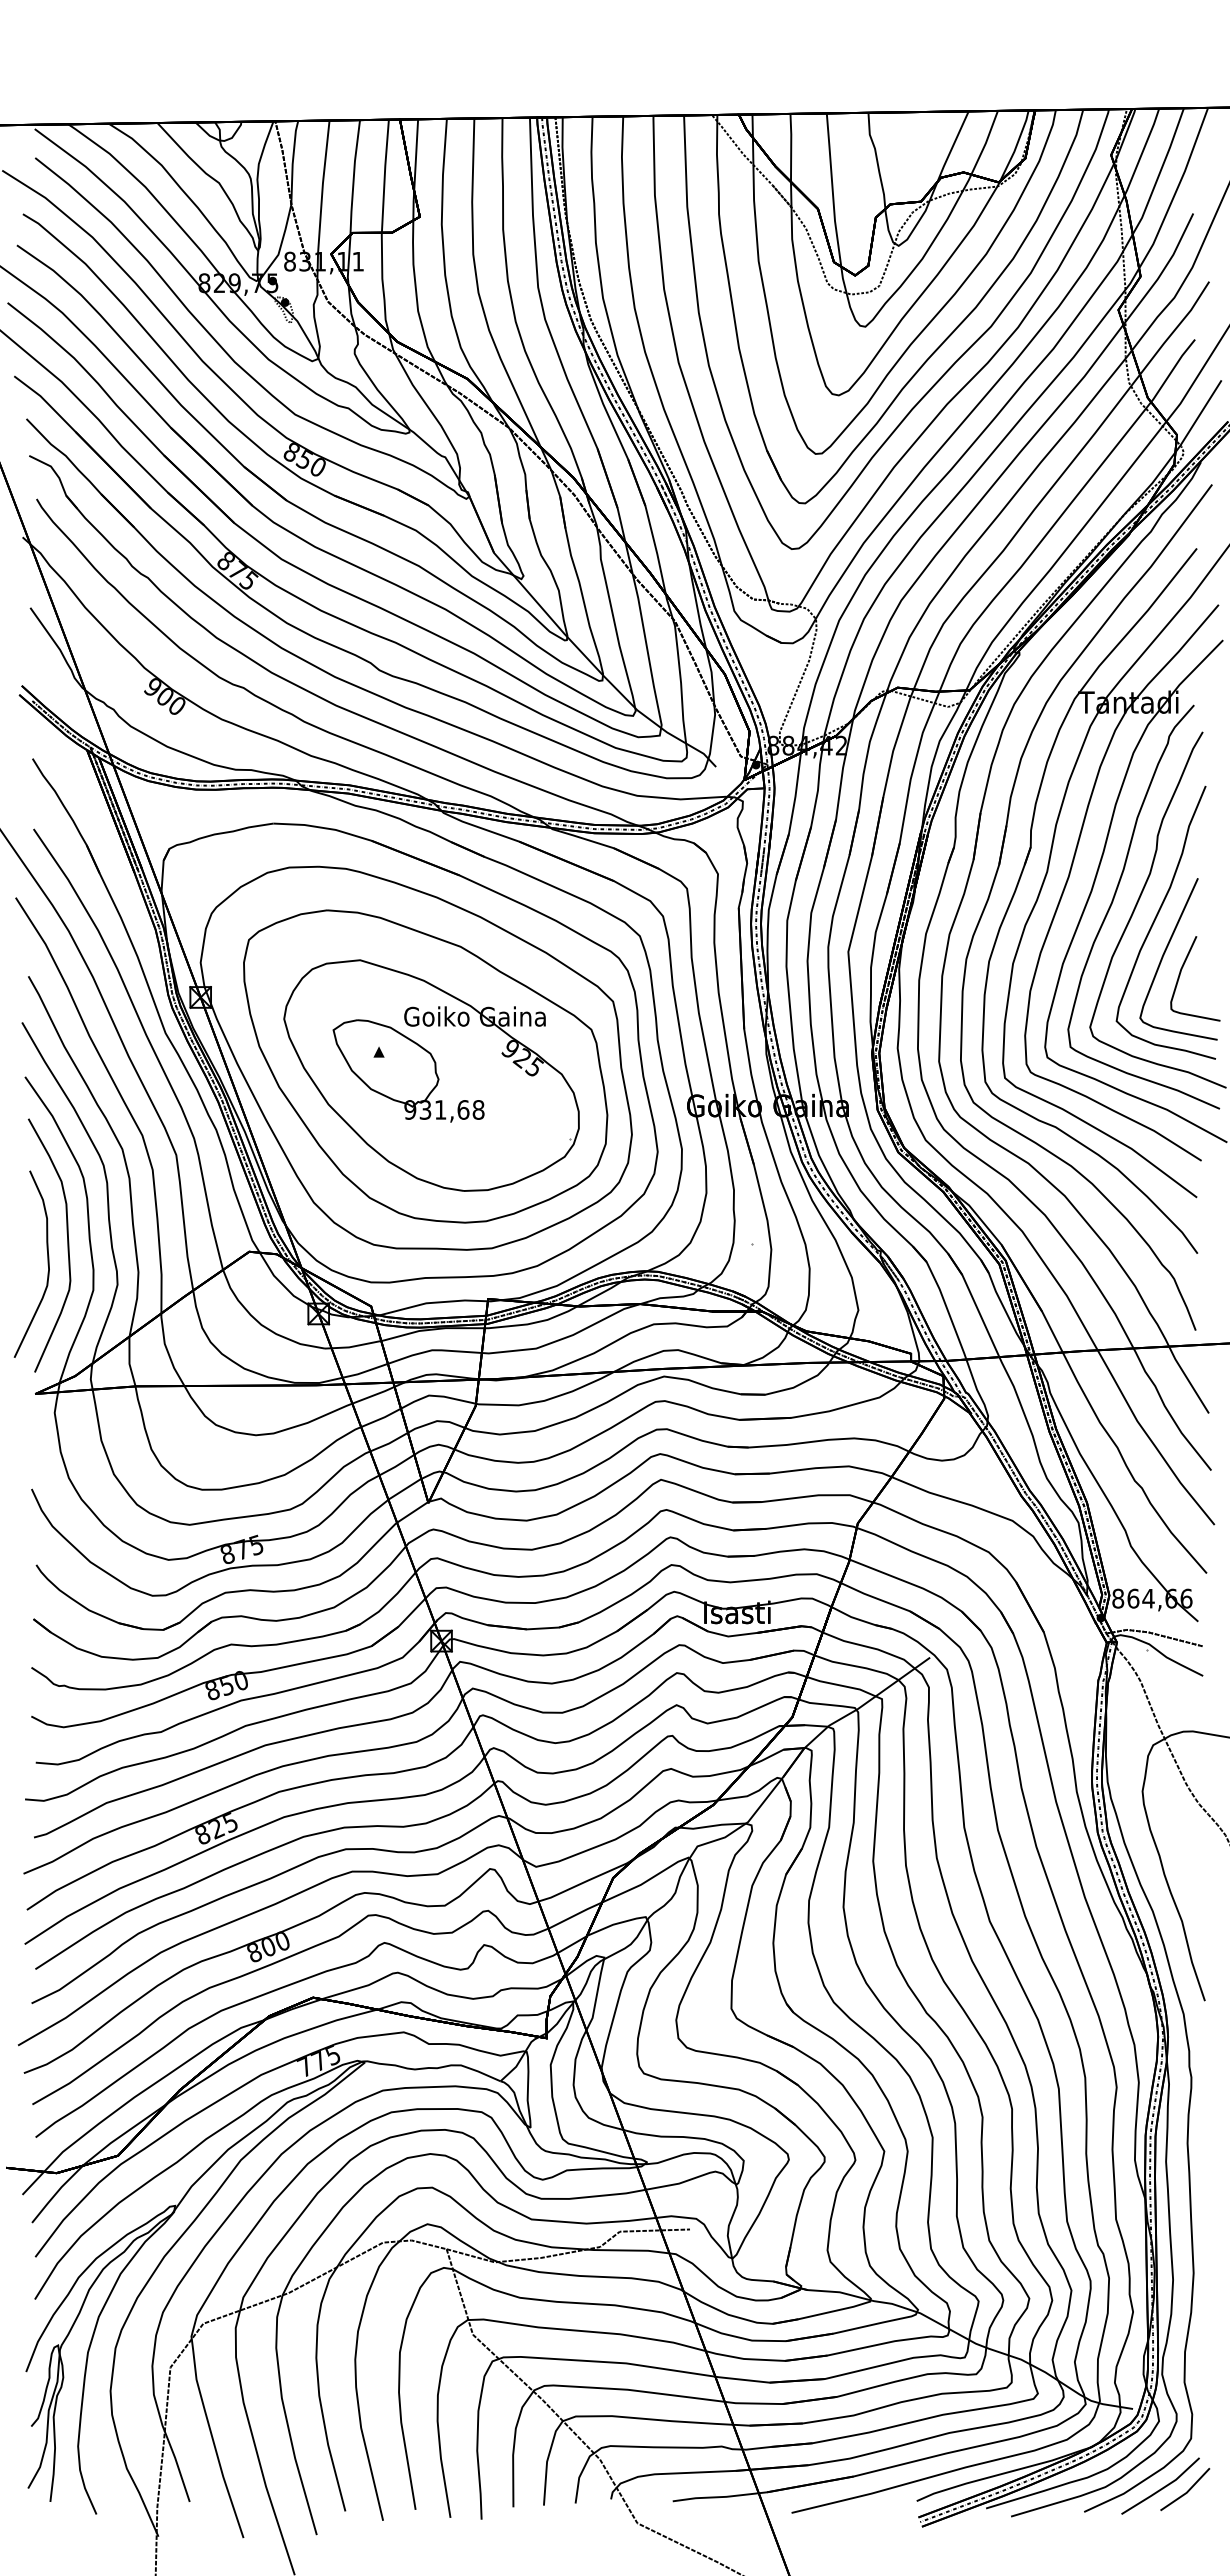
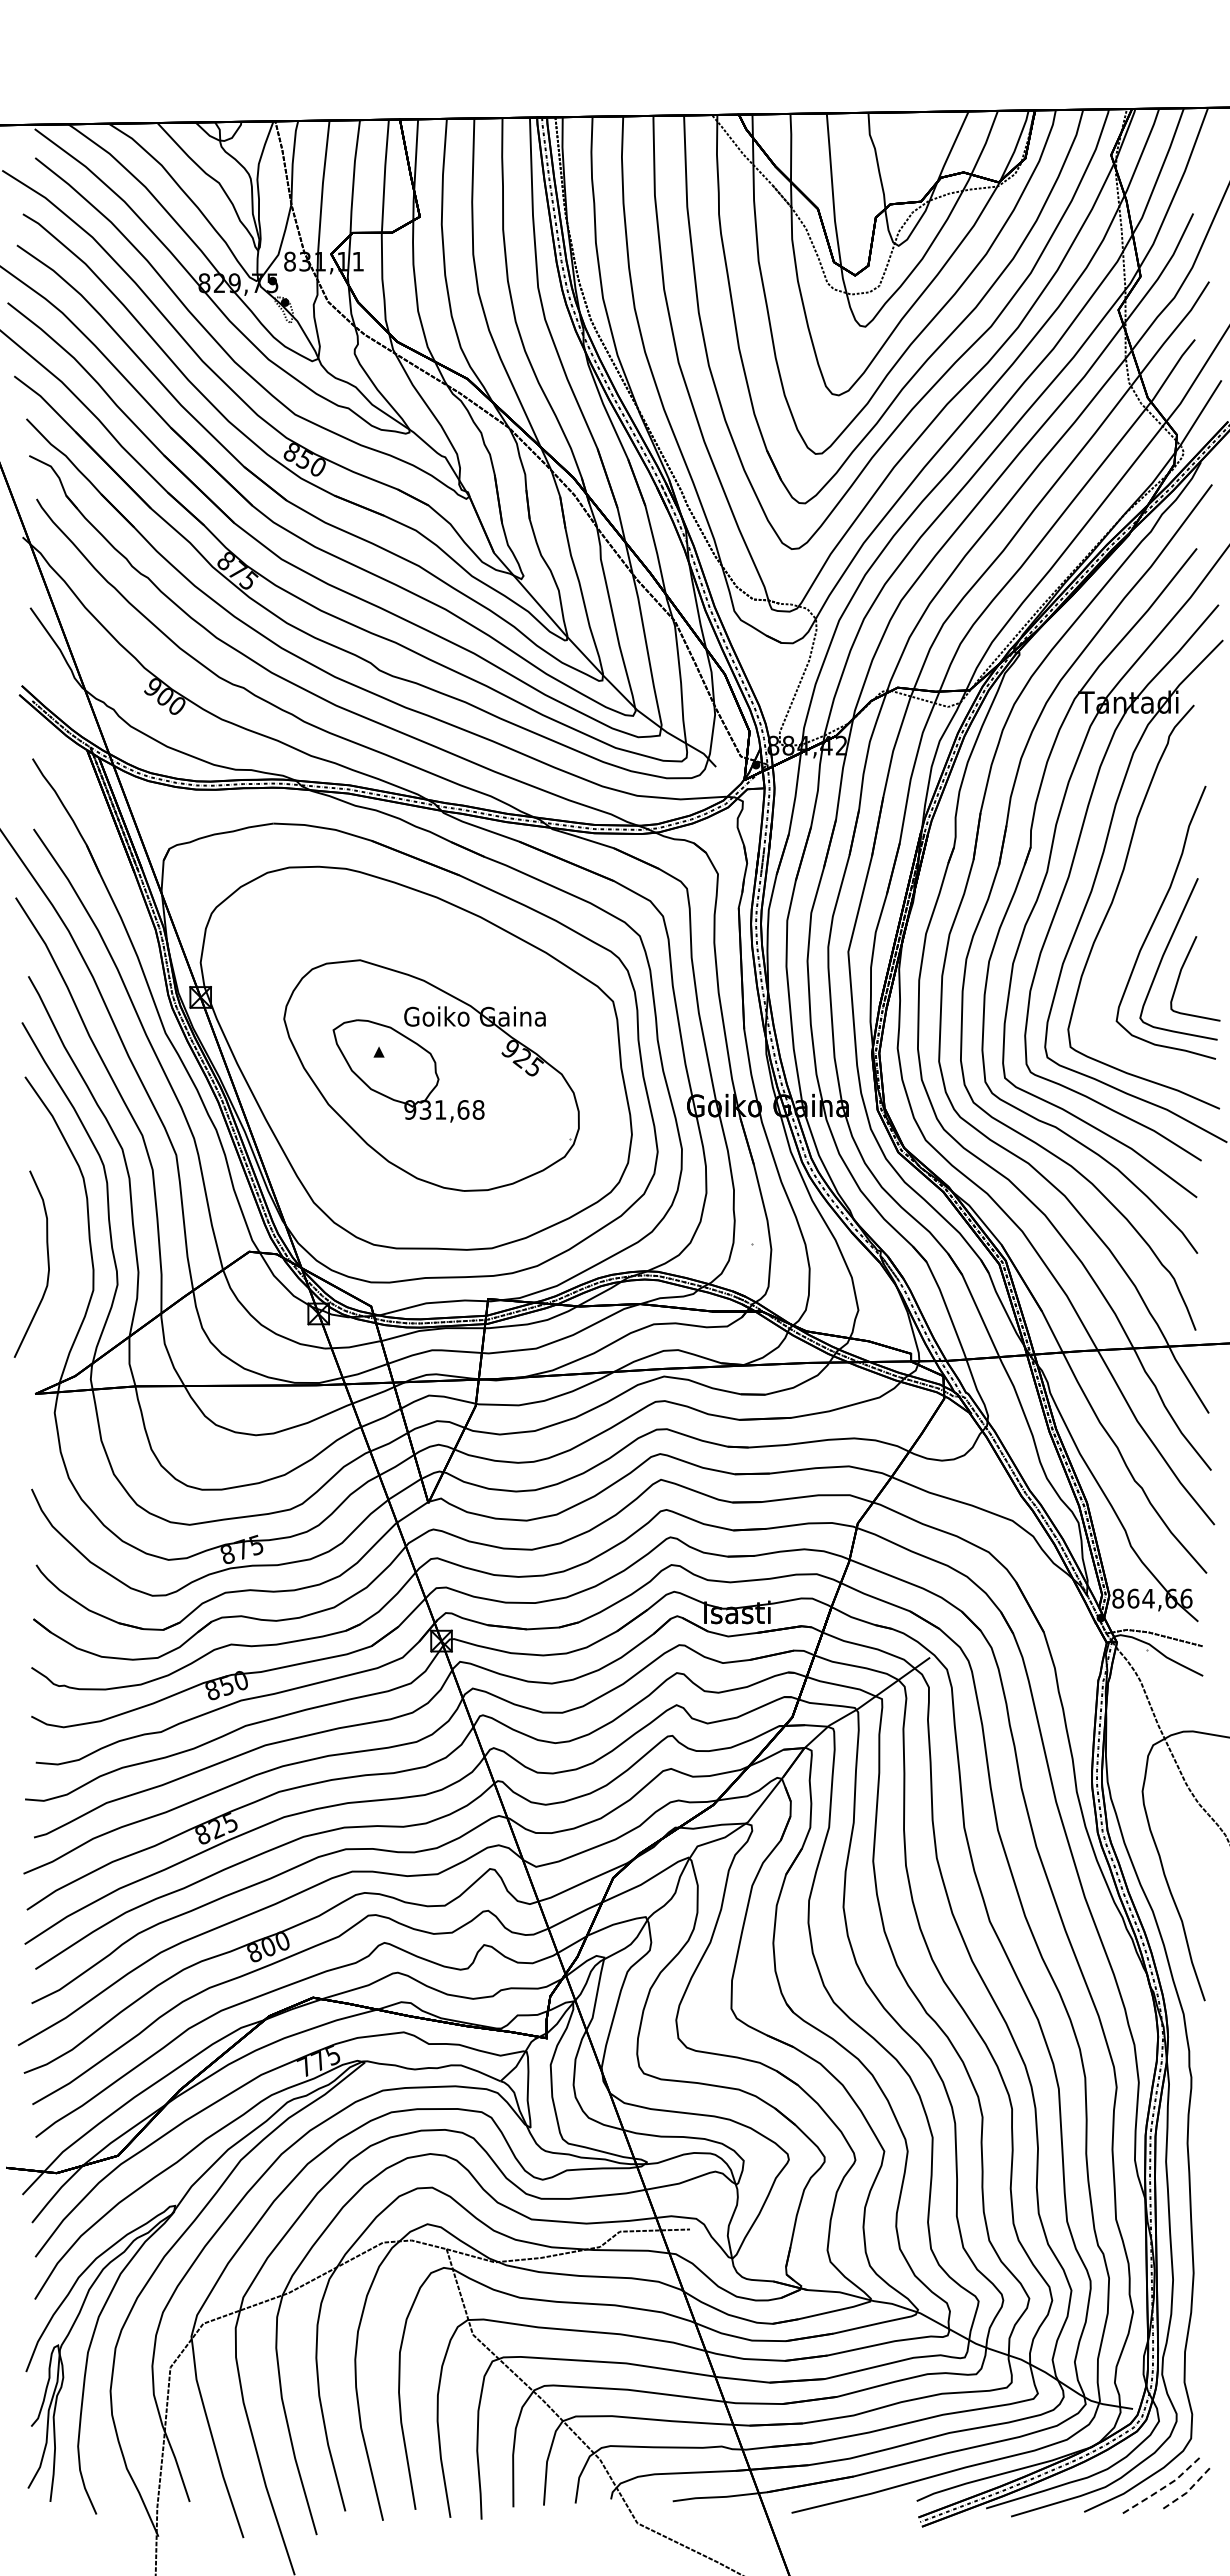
curve: present -> none (1139, 900)
part: present -> none (425, 1066)
curve: present -> none (67, 1245)
line: solid -> dashed (1162, 2488)
line: solid -> dashed (1186, 2492)
